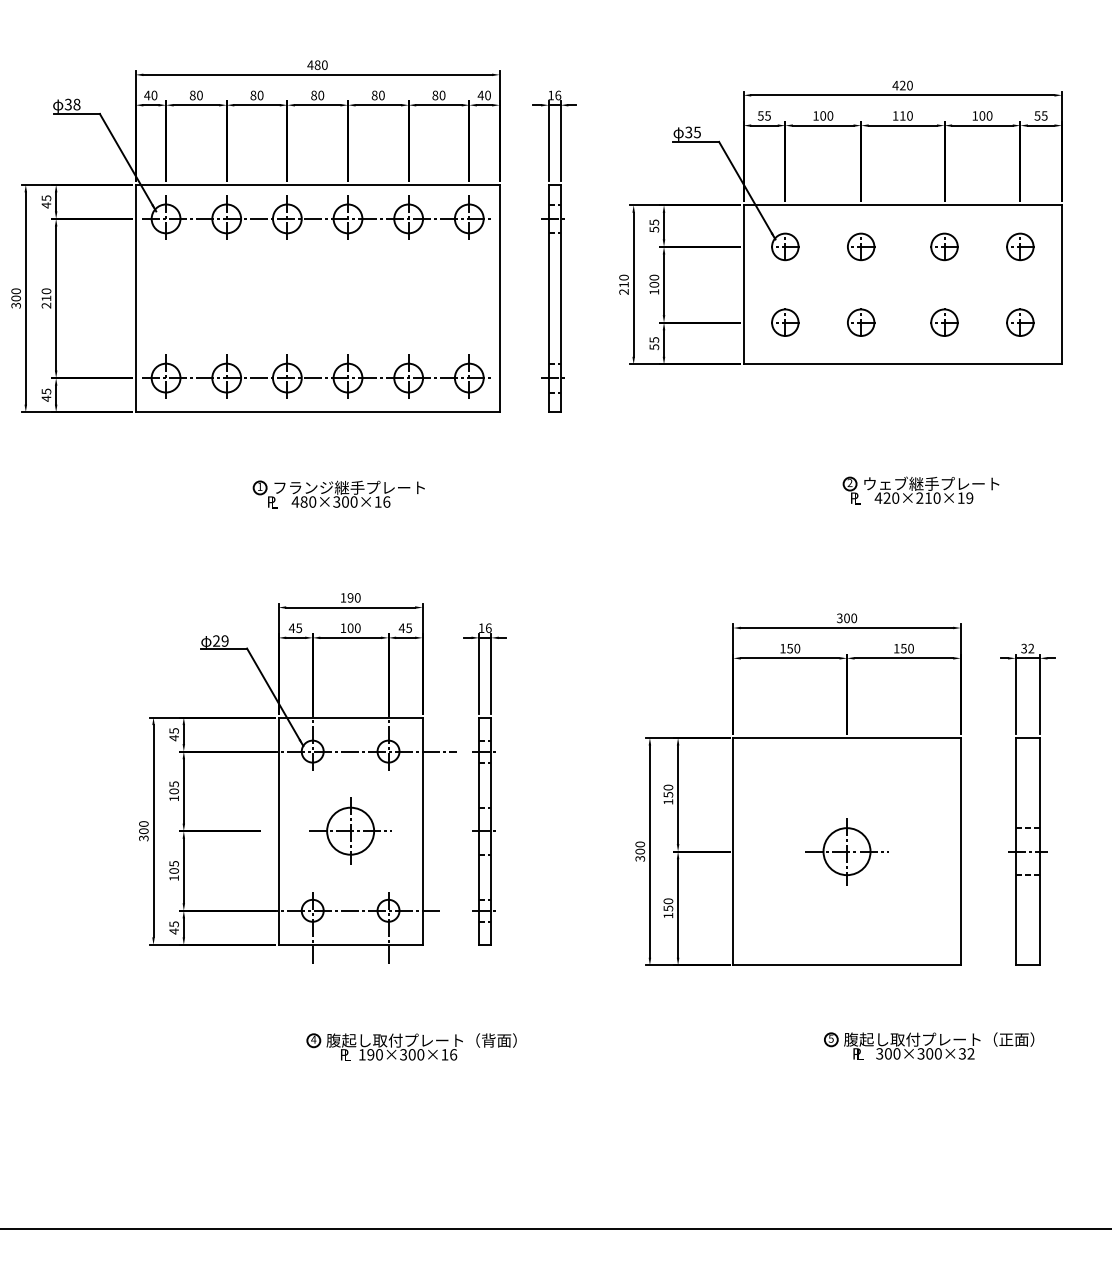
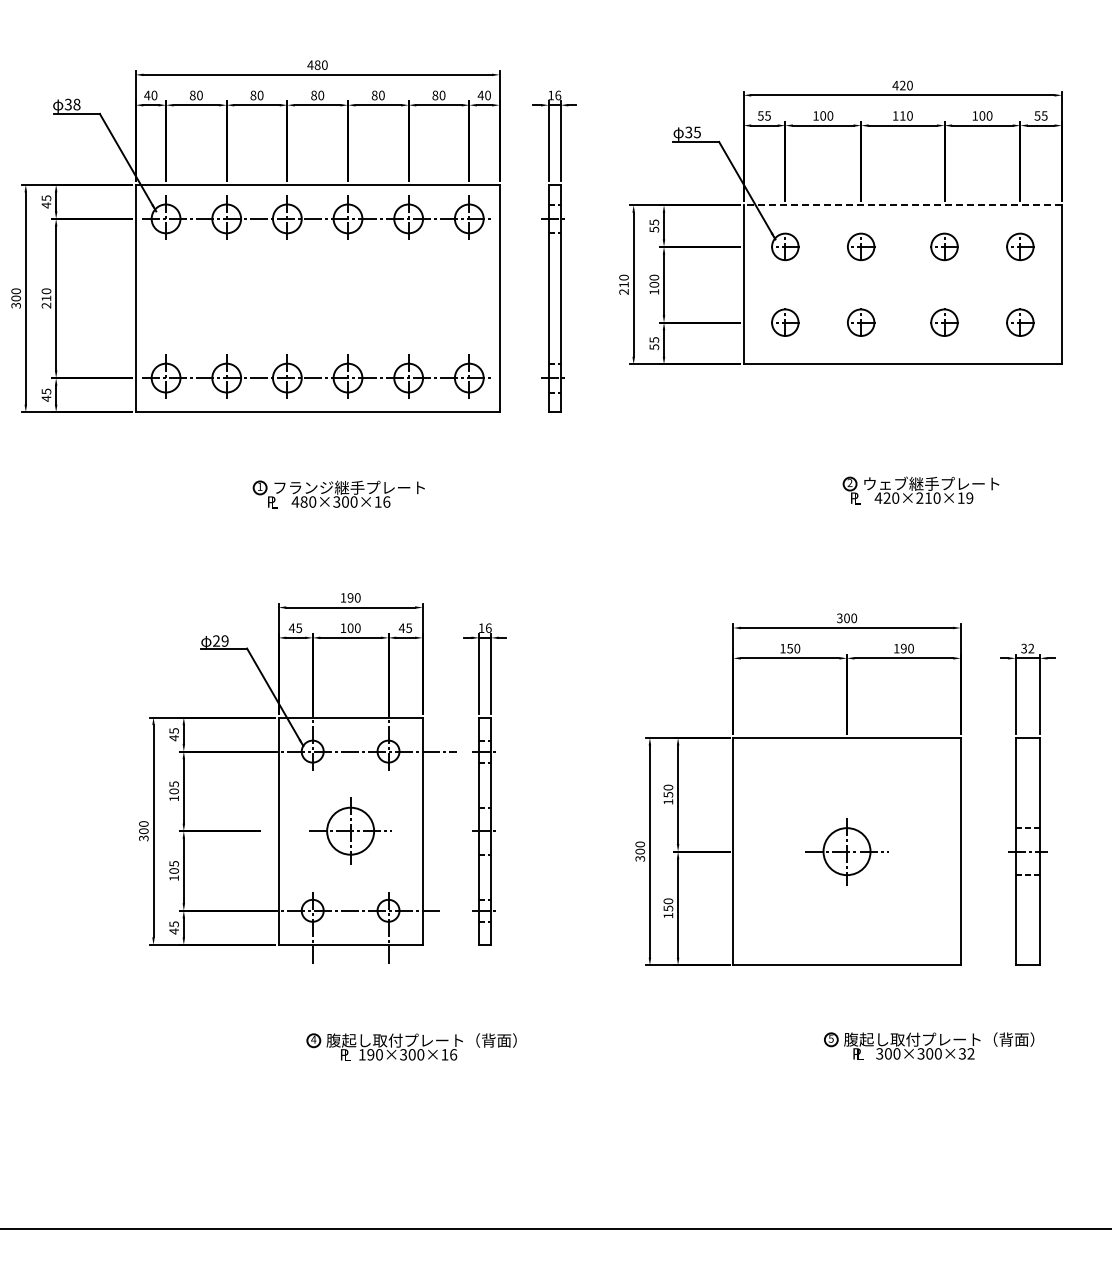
line: solid -> dashed (902, 205)
text: 150 -> 190 (903, 648)
text: 腹起し取付プレート（正面） -> 腹起し取付プレート（背面） (1006, 1039)
